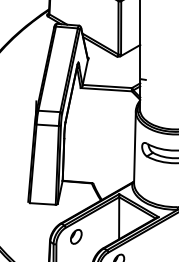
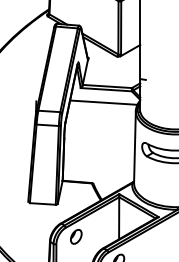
line: none -> present (103, 102)
